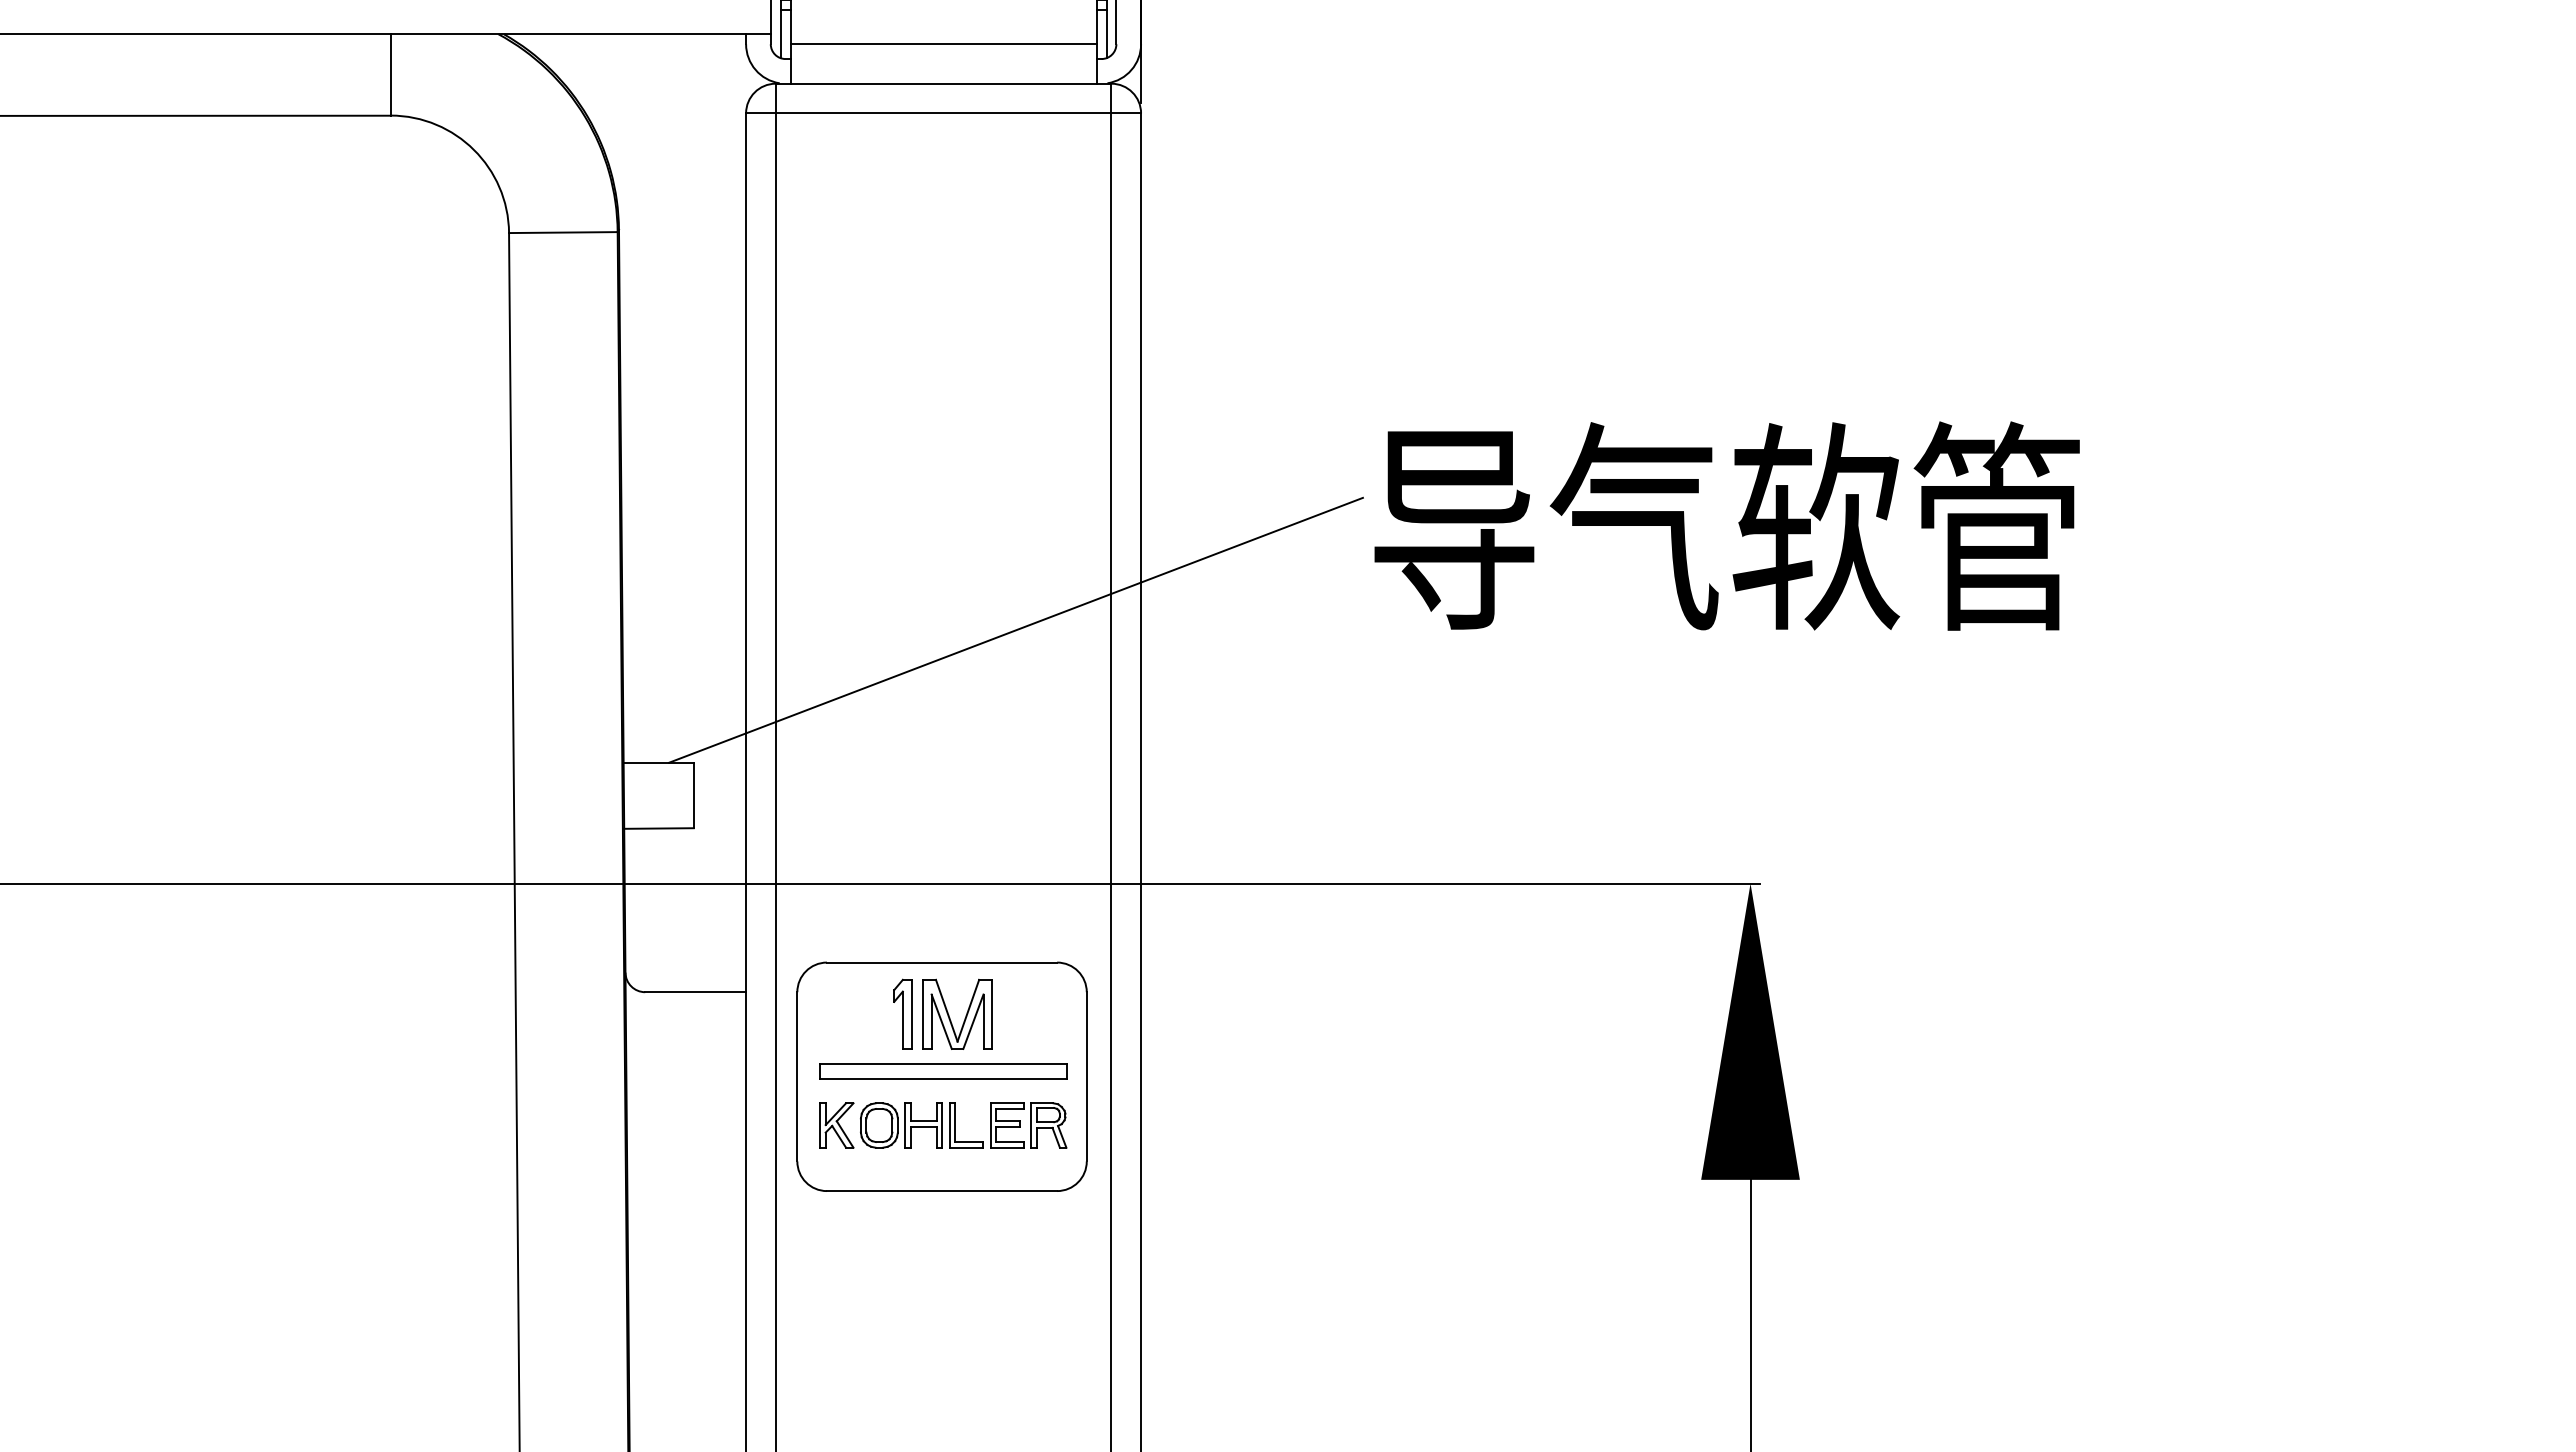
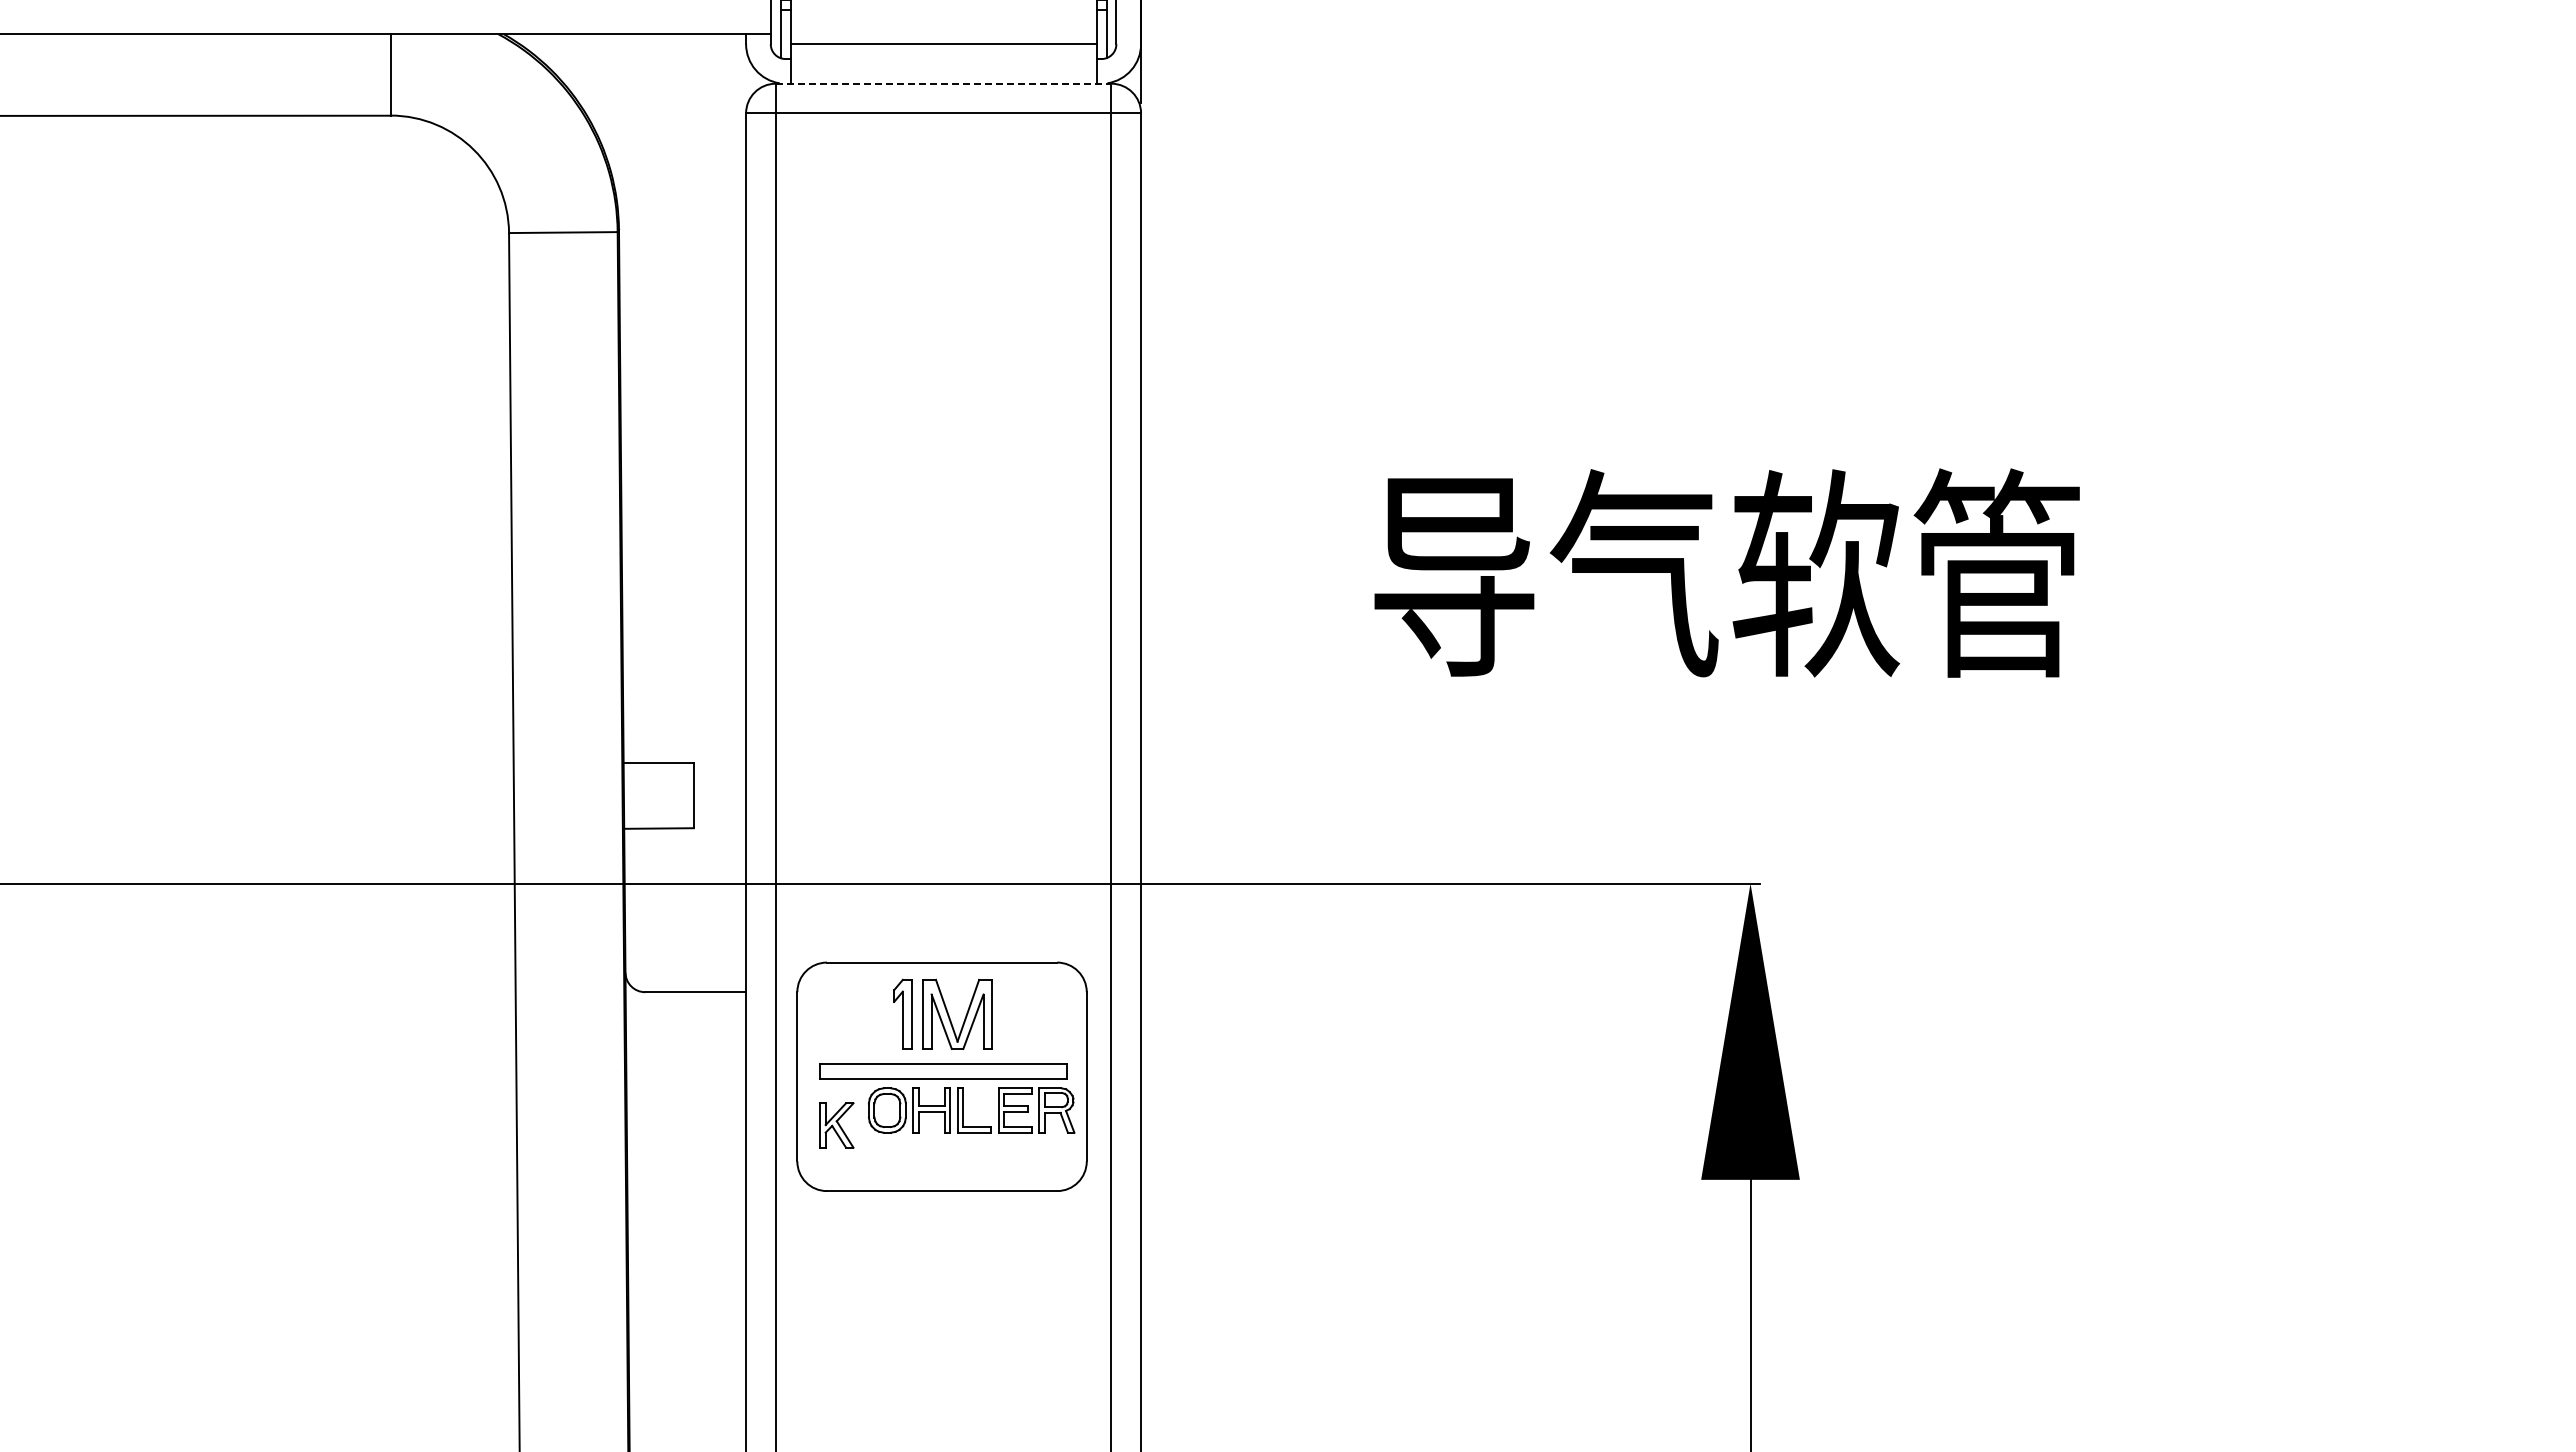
line: solid -> dashed (943, 83)
text position: (1726, 525) -> (1726, 572) (1726, 572)
line: present -> none (1015, 629)
part position: (955, 1125) -> (963, 1110) (963, 1110)
